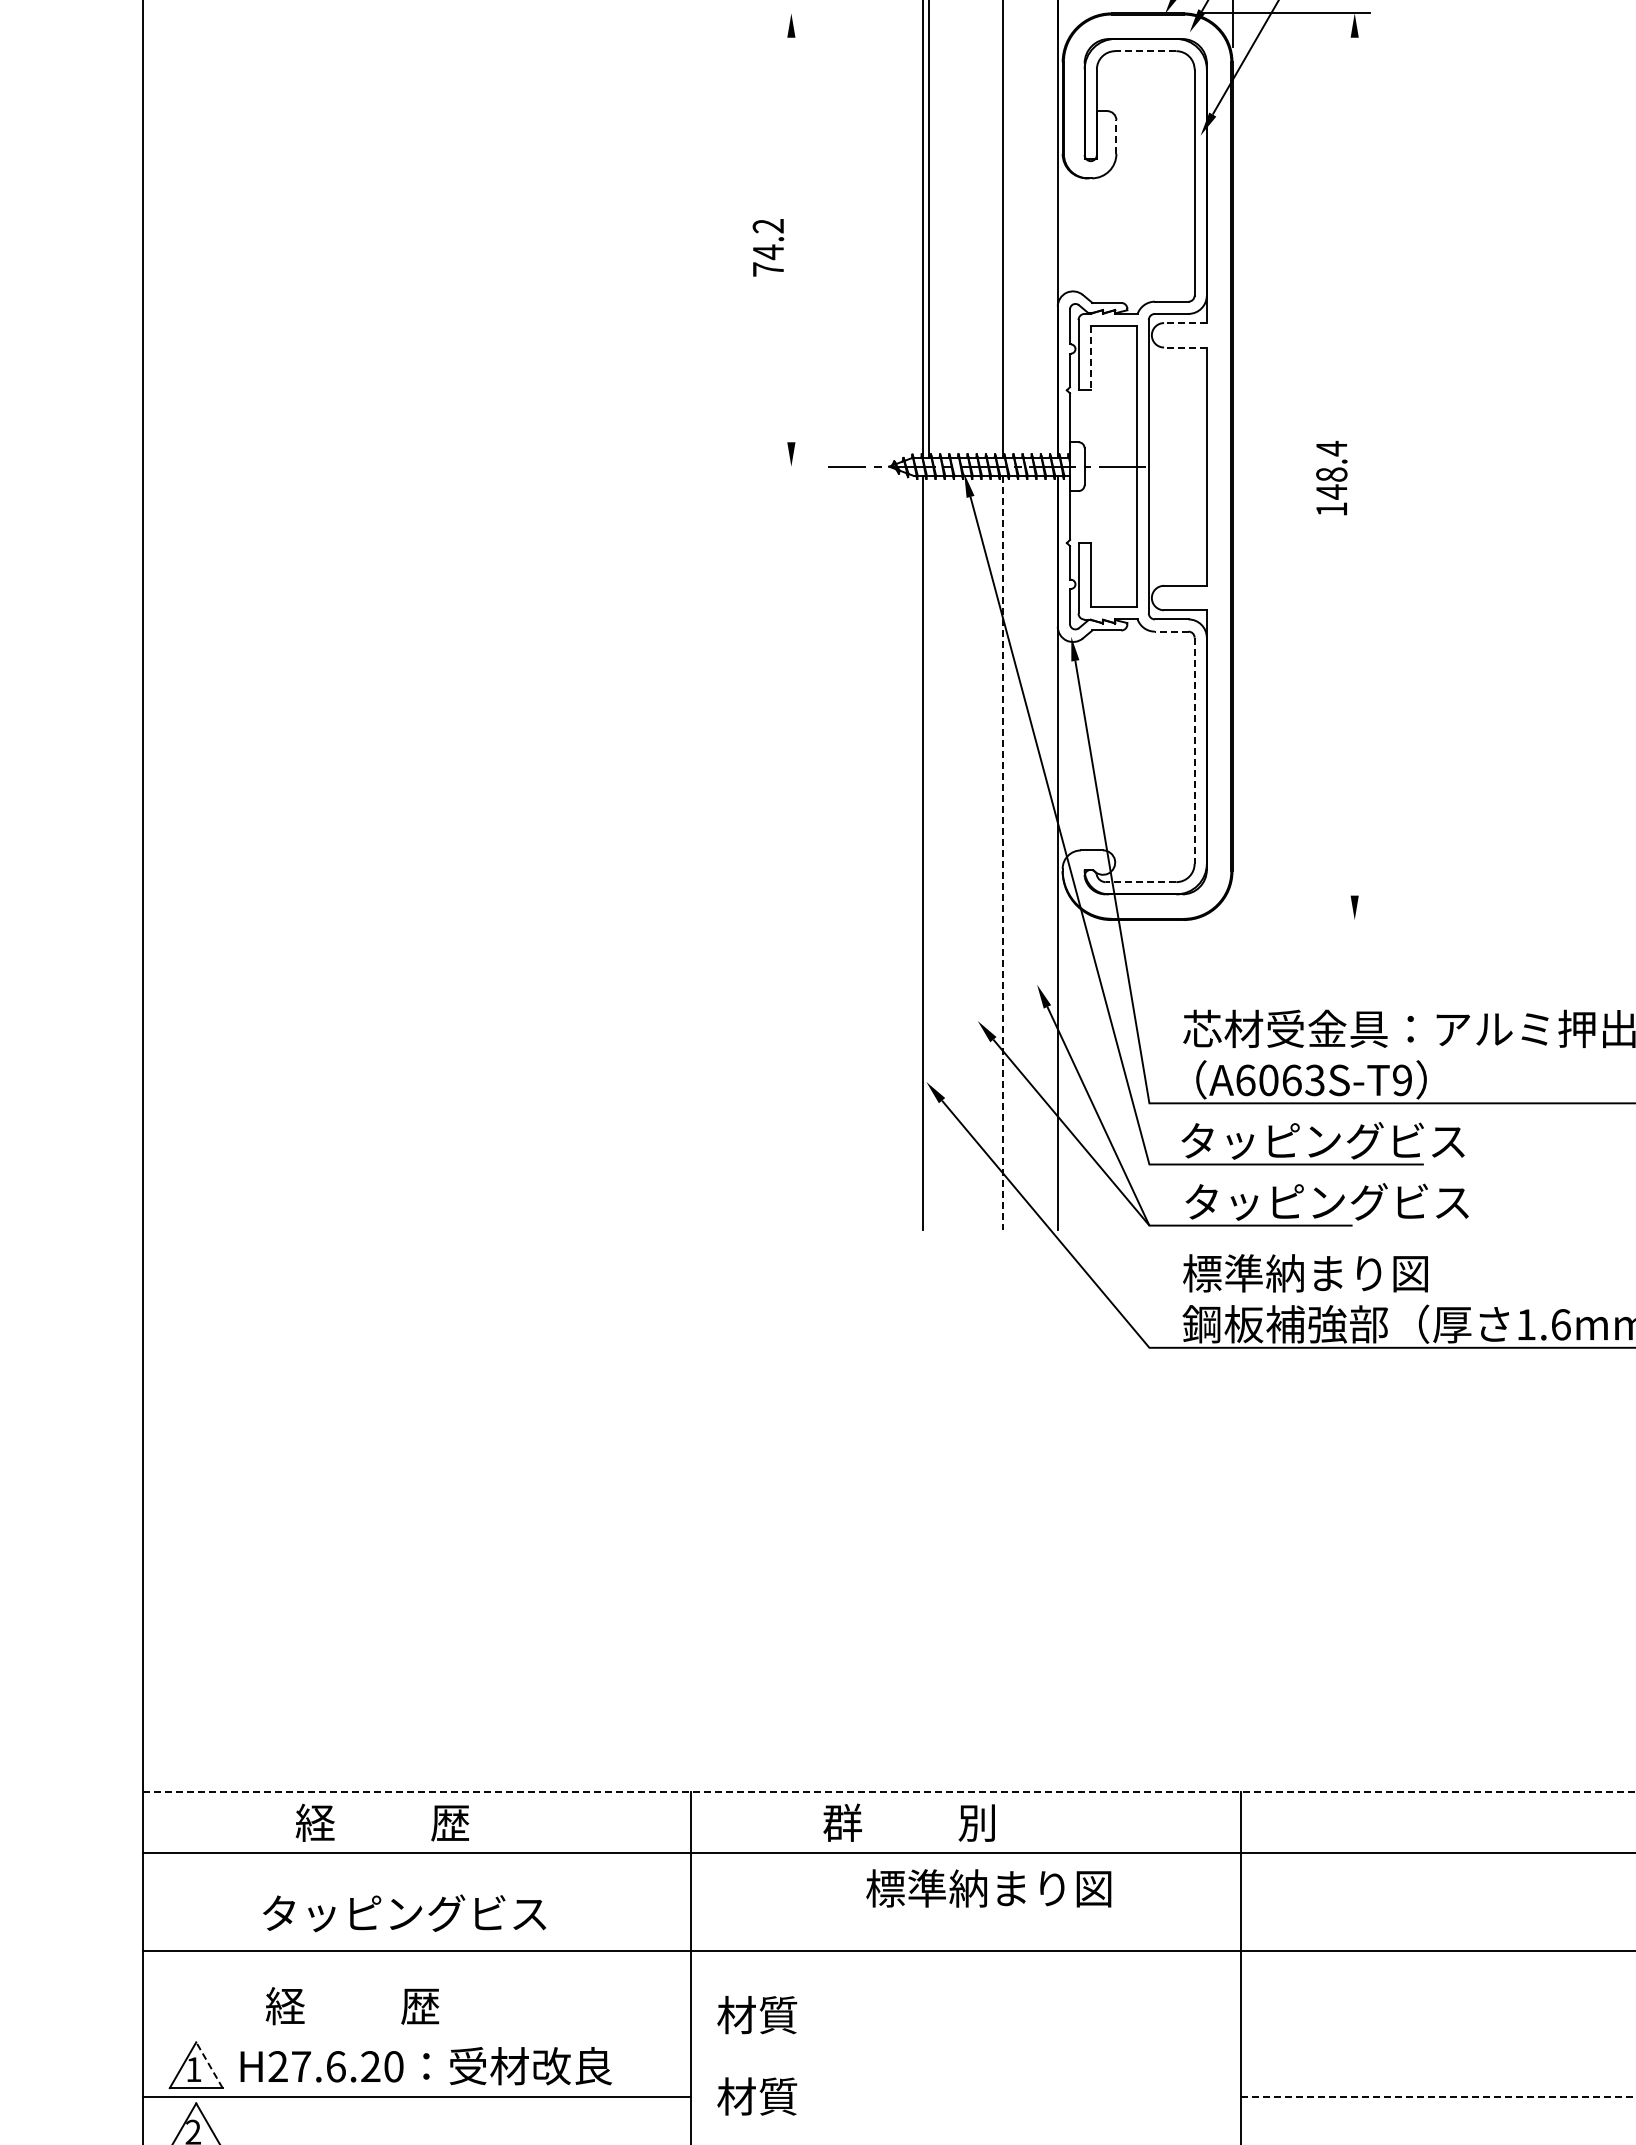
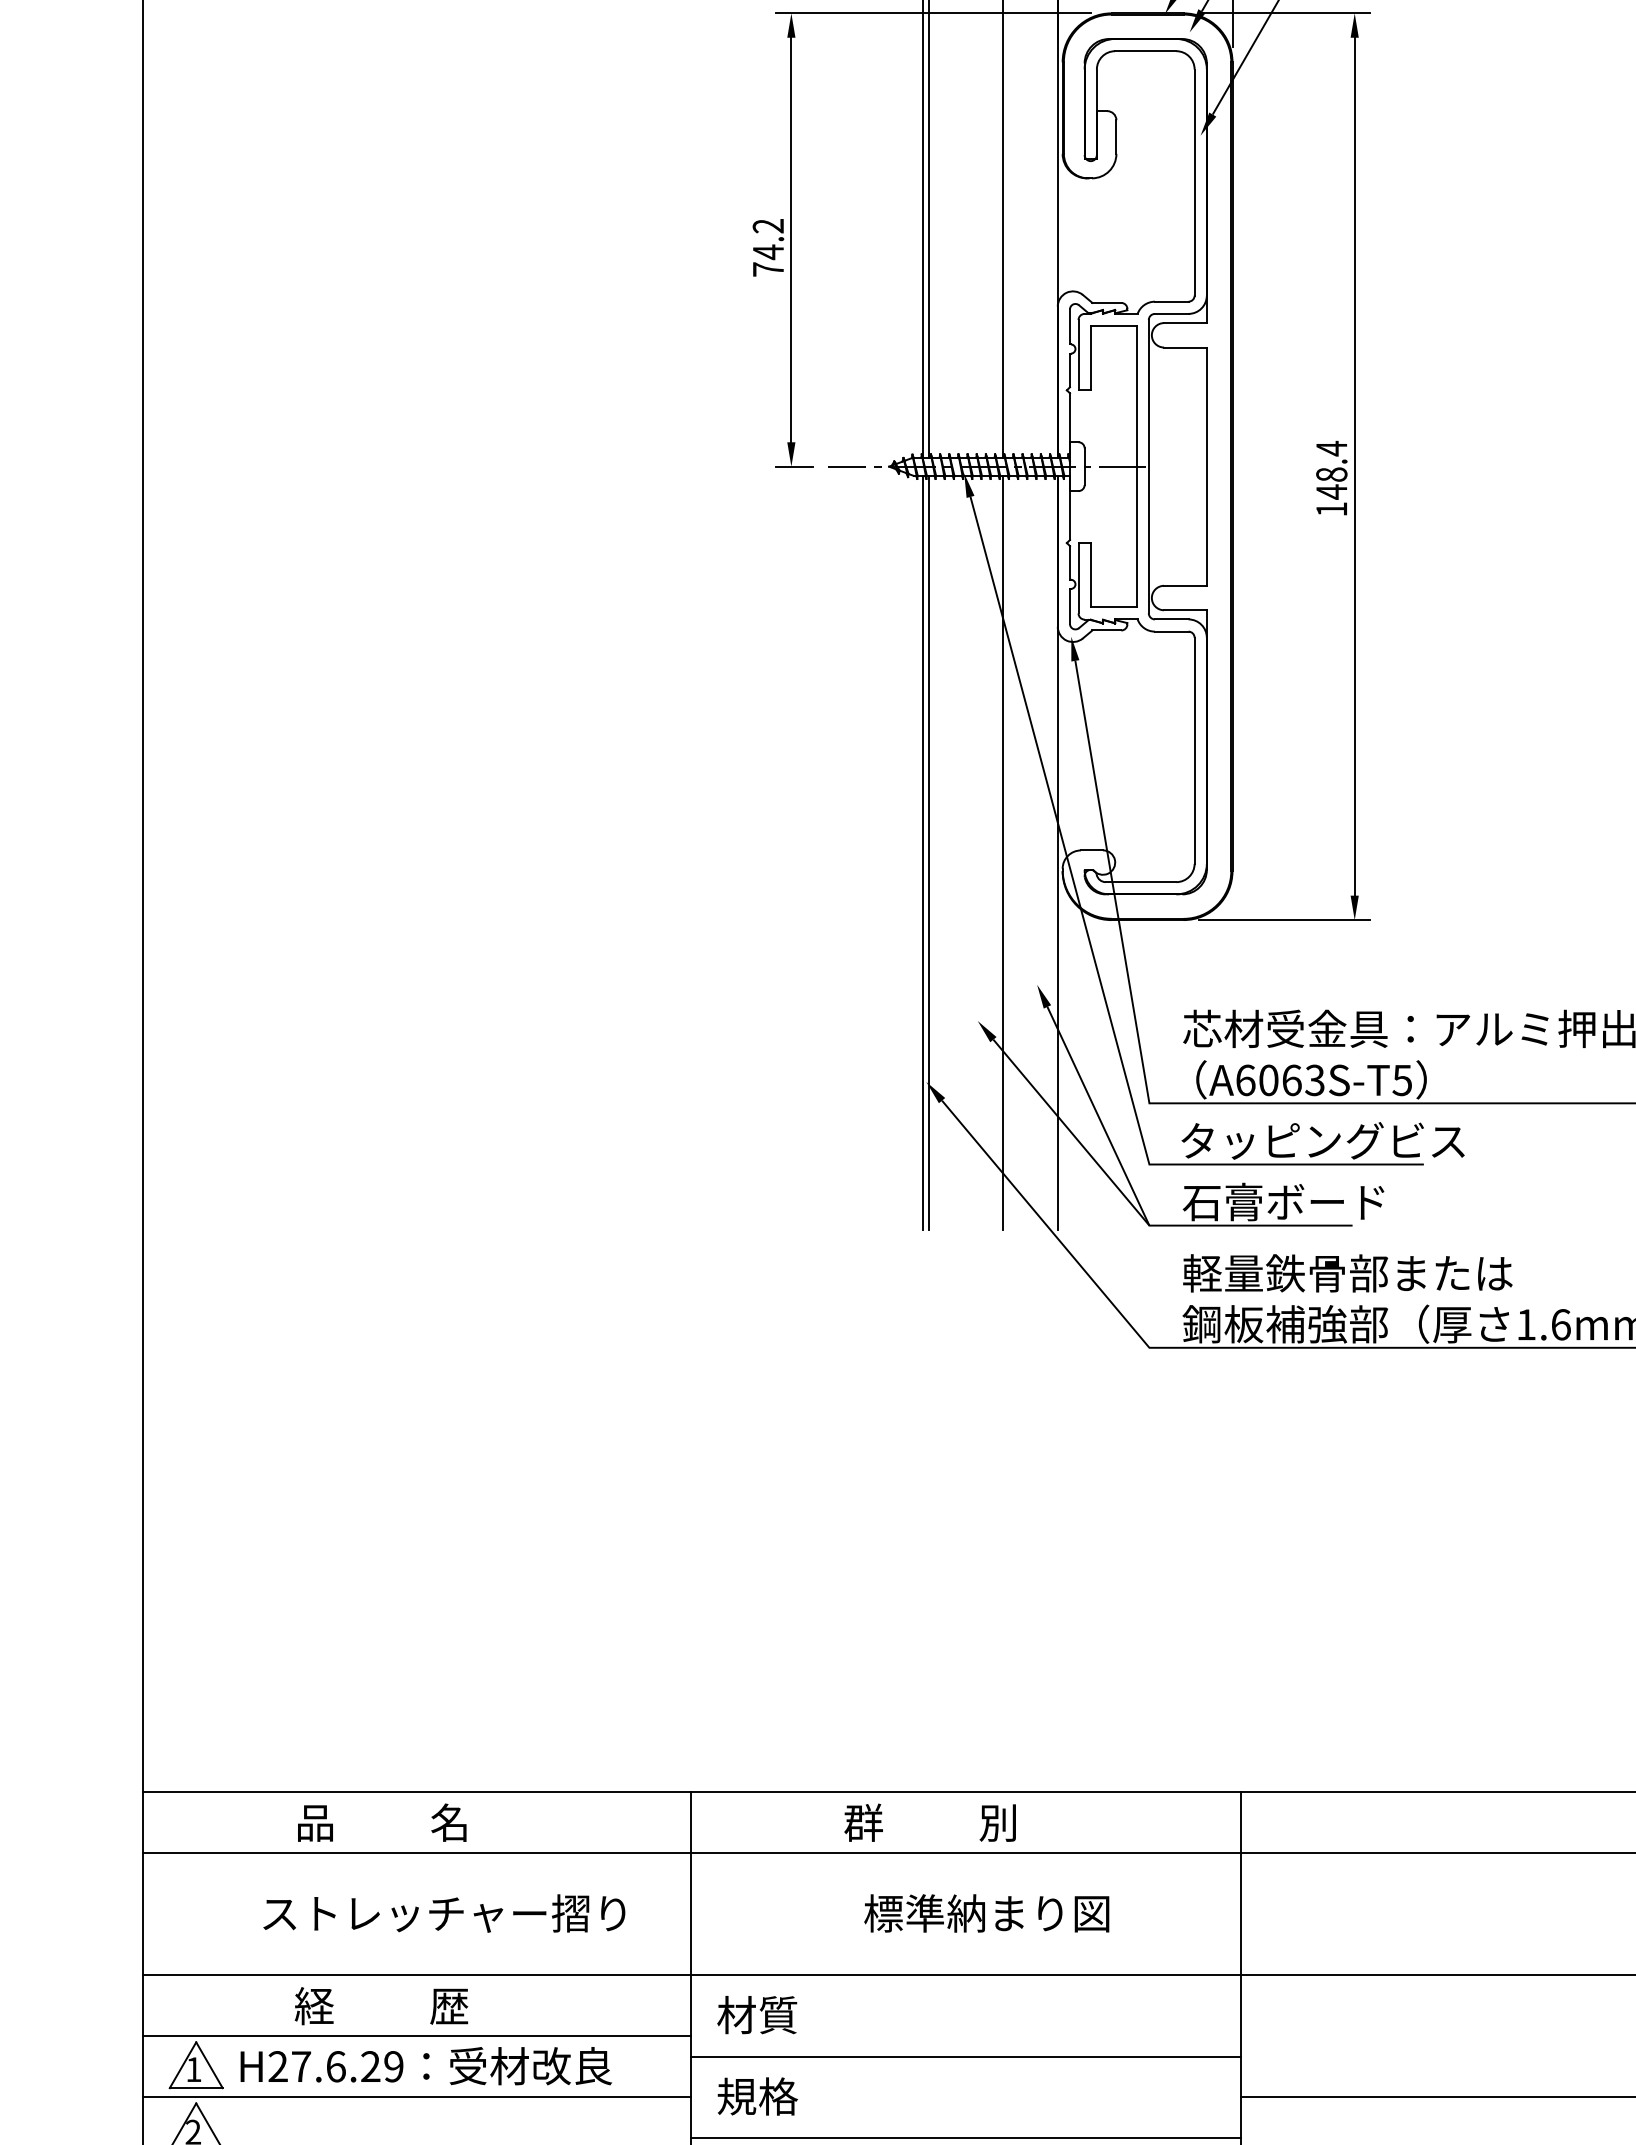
line: none -> present (933, 13)
line: dashed -> solid (1145, 51)
line: dashed -> solid (1116, 137)
line: none -> present (791, 239)
line: dashed -> solid (1184, 323)
line: dashed -> solid (1184, 347)
line: dashed -> solid (1090, 358)
line: none -> present (794, 466)
line: none -> present (1354, 466)
line: dashed -> solid (1171, 631)
line: dashed -> solid (1194, 751)
line: none -> present (929, 852)
line: dashed -> solid (1002, 853)
line: dashed -> solid (1140, 882)
line: none -> present (1283, 920)
text: A6063S-T9 -> A6063S-T5 (1401, 1080)
text: タッピングビス -> 石膏ボード (1325, 1201)
text: 標準納まり図 -> 軽量鉄骨部または (1347, 1273)
line: dashed -> solid (889, 1791)
text: 経          歴 -> 品          名 (382, 1822)
text position: (908, 1822) -> (929, 1822) (929, 1822)
text position: (988, 1888) -> (986, 1913) (986, 1913)
text: タッピングビス -> ストレッチャー摺り (444, 1913)
line position: (887, 1951) -> (887, 1975) (887, 1975)
text position: (352, 2006) -> (381, 2006) (381, 2006)
line: none -> present (416, 2036)
line: none -> present (966, 2056)
line: dashed -> solid (209, 2064)
text: H27.6.20 -> H27.6.29 (393, 2066)
text: 材質 -> 規格 (757, 2096)
line: dashed -> solid (1438, 2097)
line: none -> present (966, 2138)
